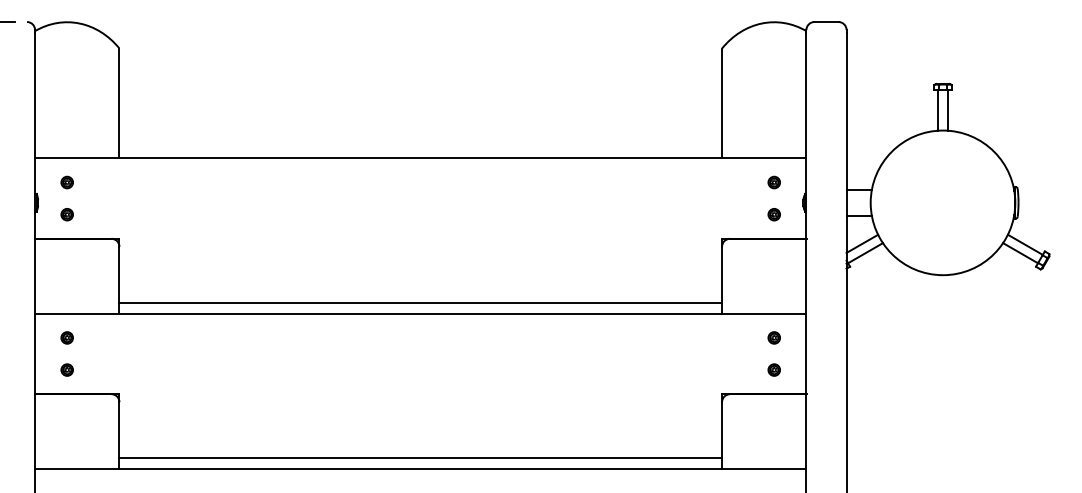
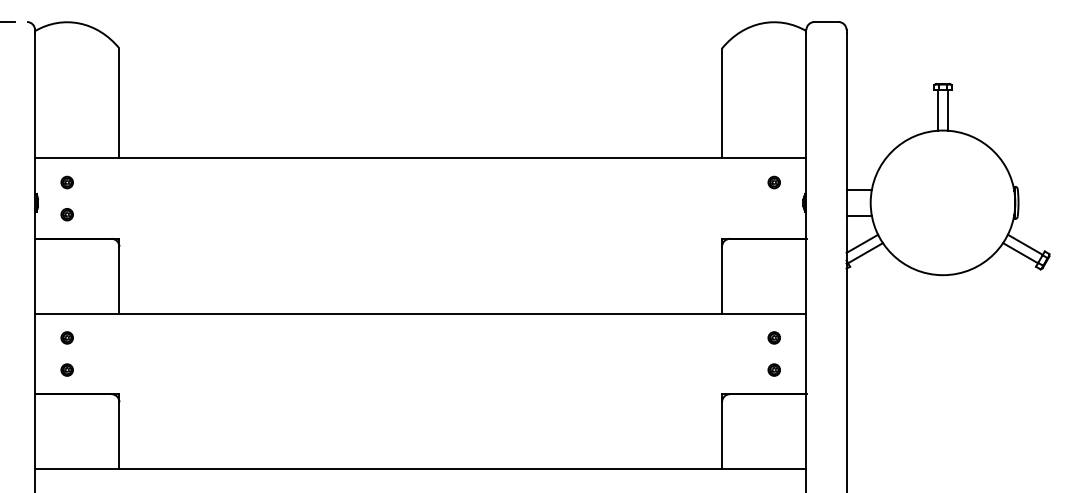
part: present -> none (773, 214)
line: present -> none (420, 303)
line: present -> none (420, 458)
